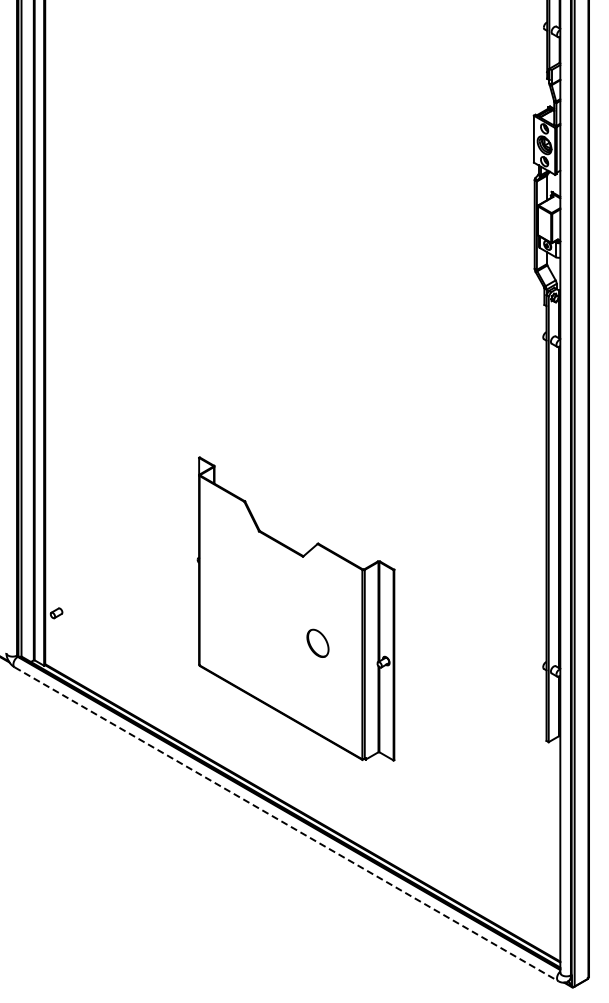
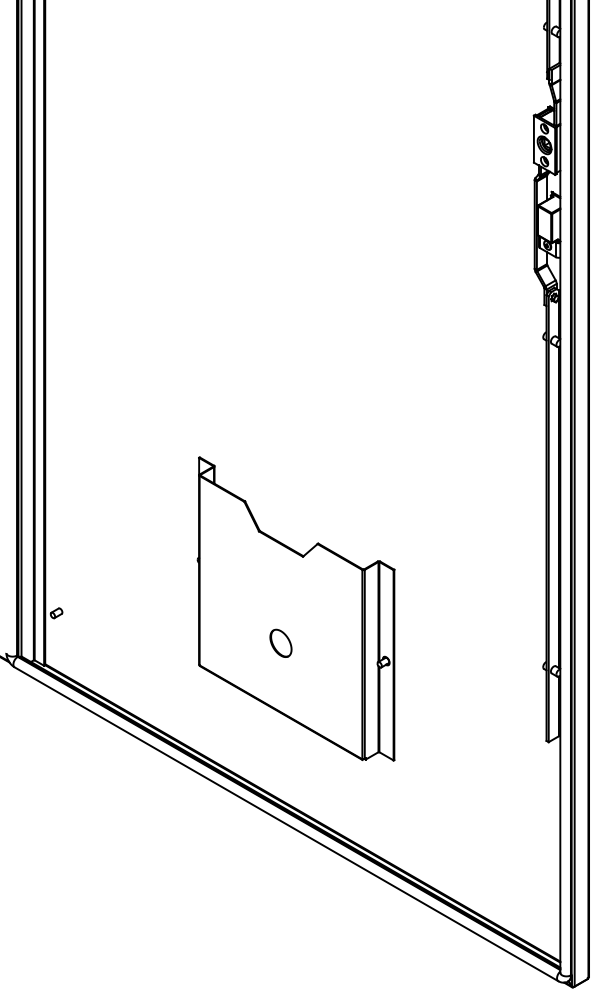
part position: (317, 642) -> (280, 642) (280, 642)
line: dashed -> solid (286, 824)
